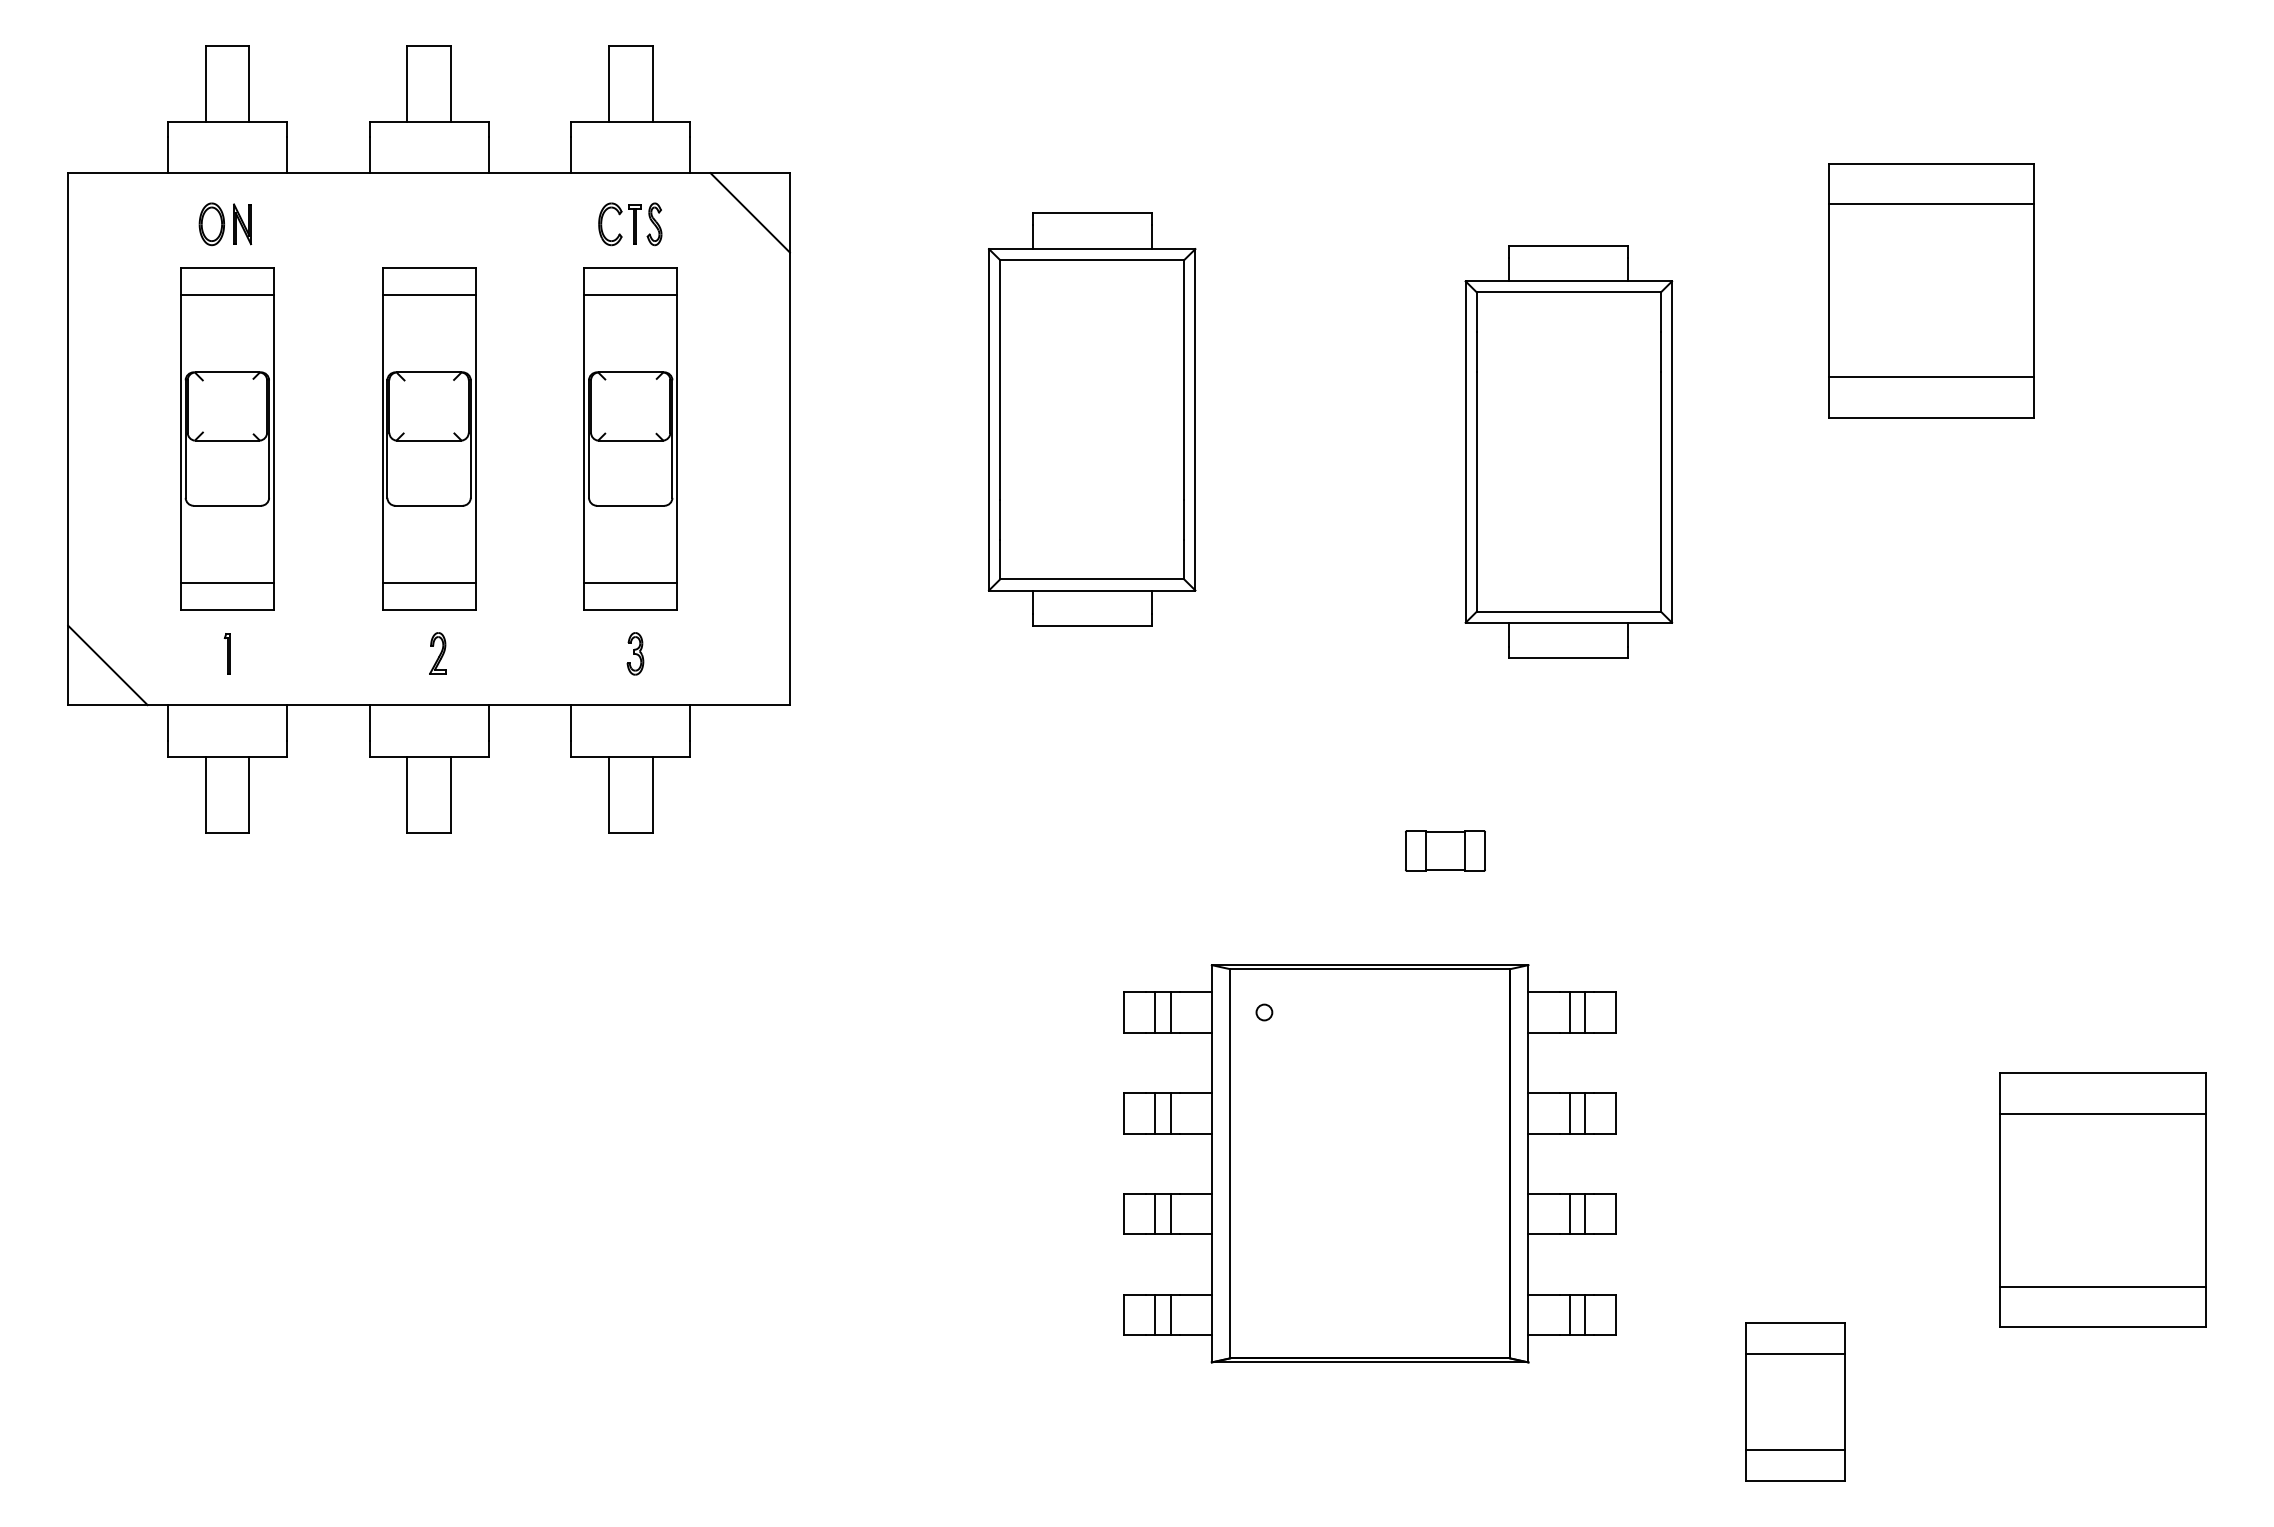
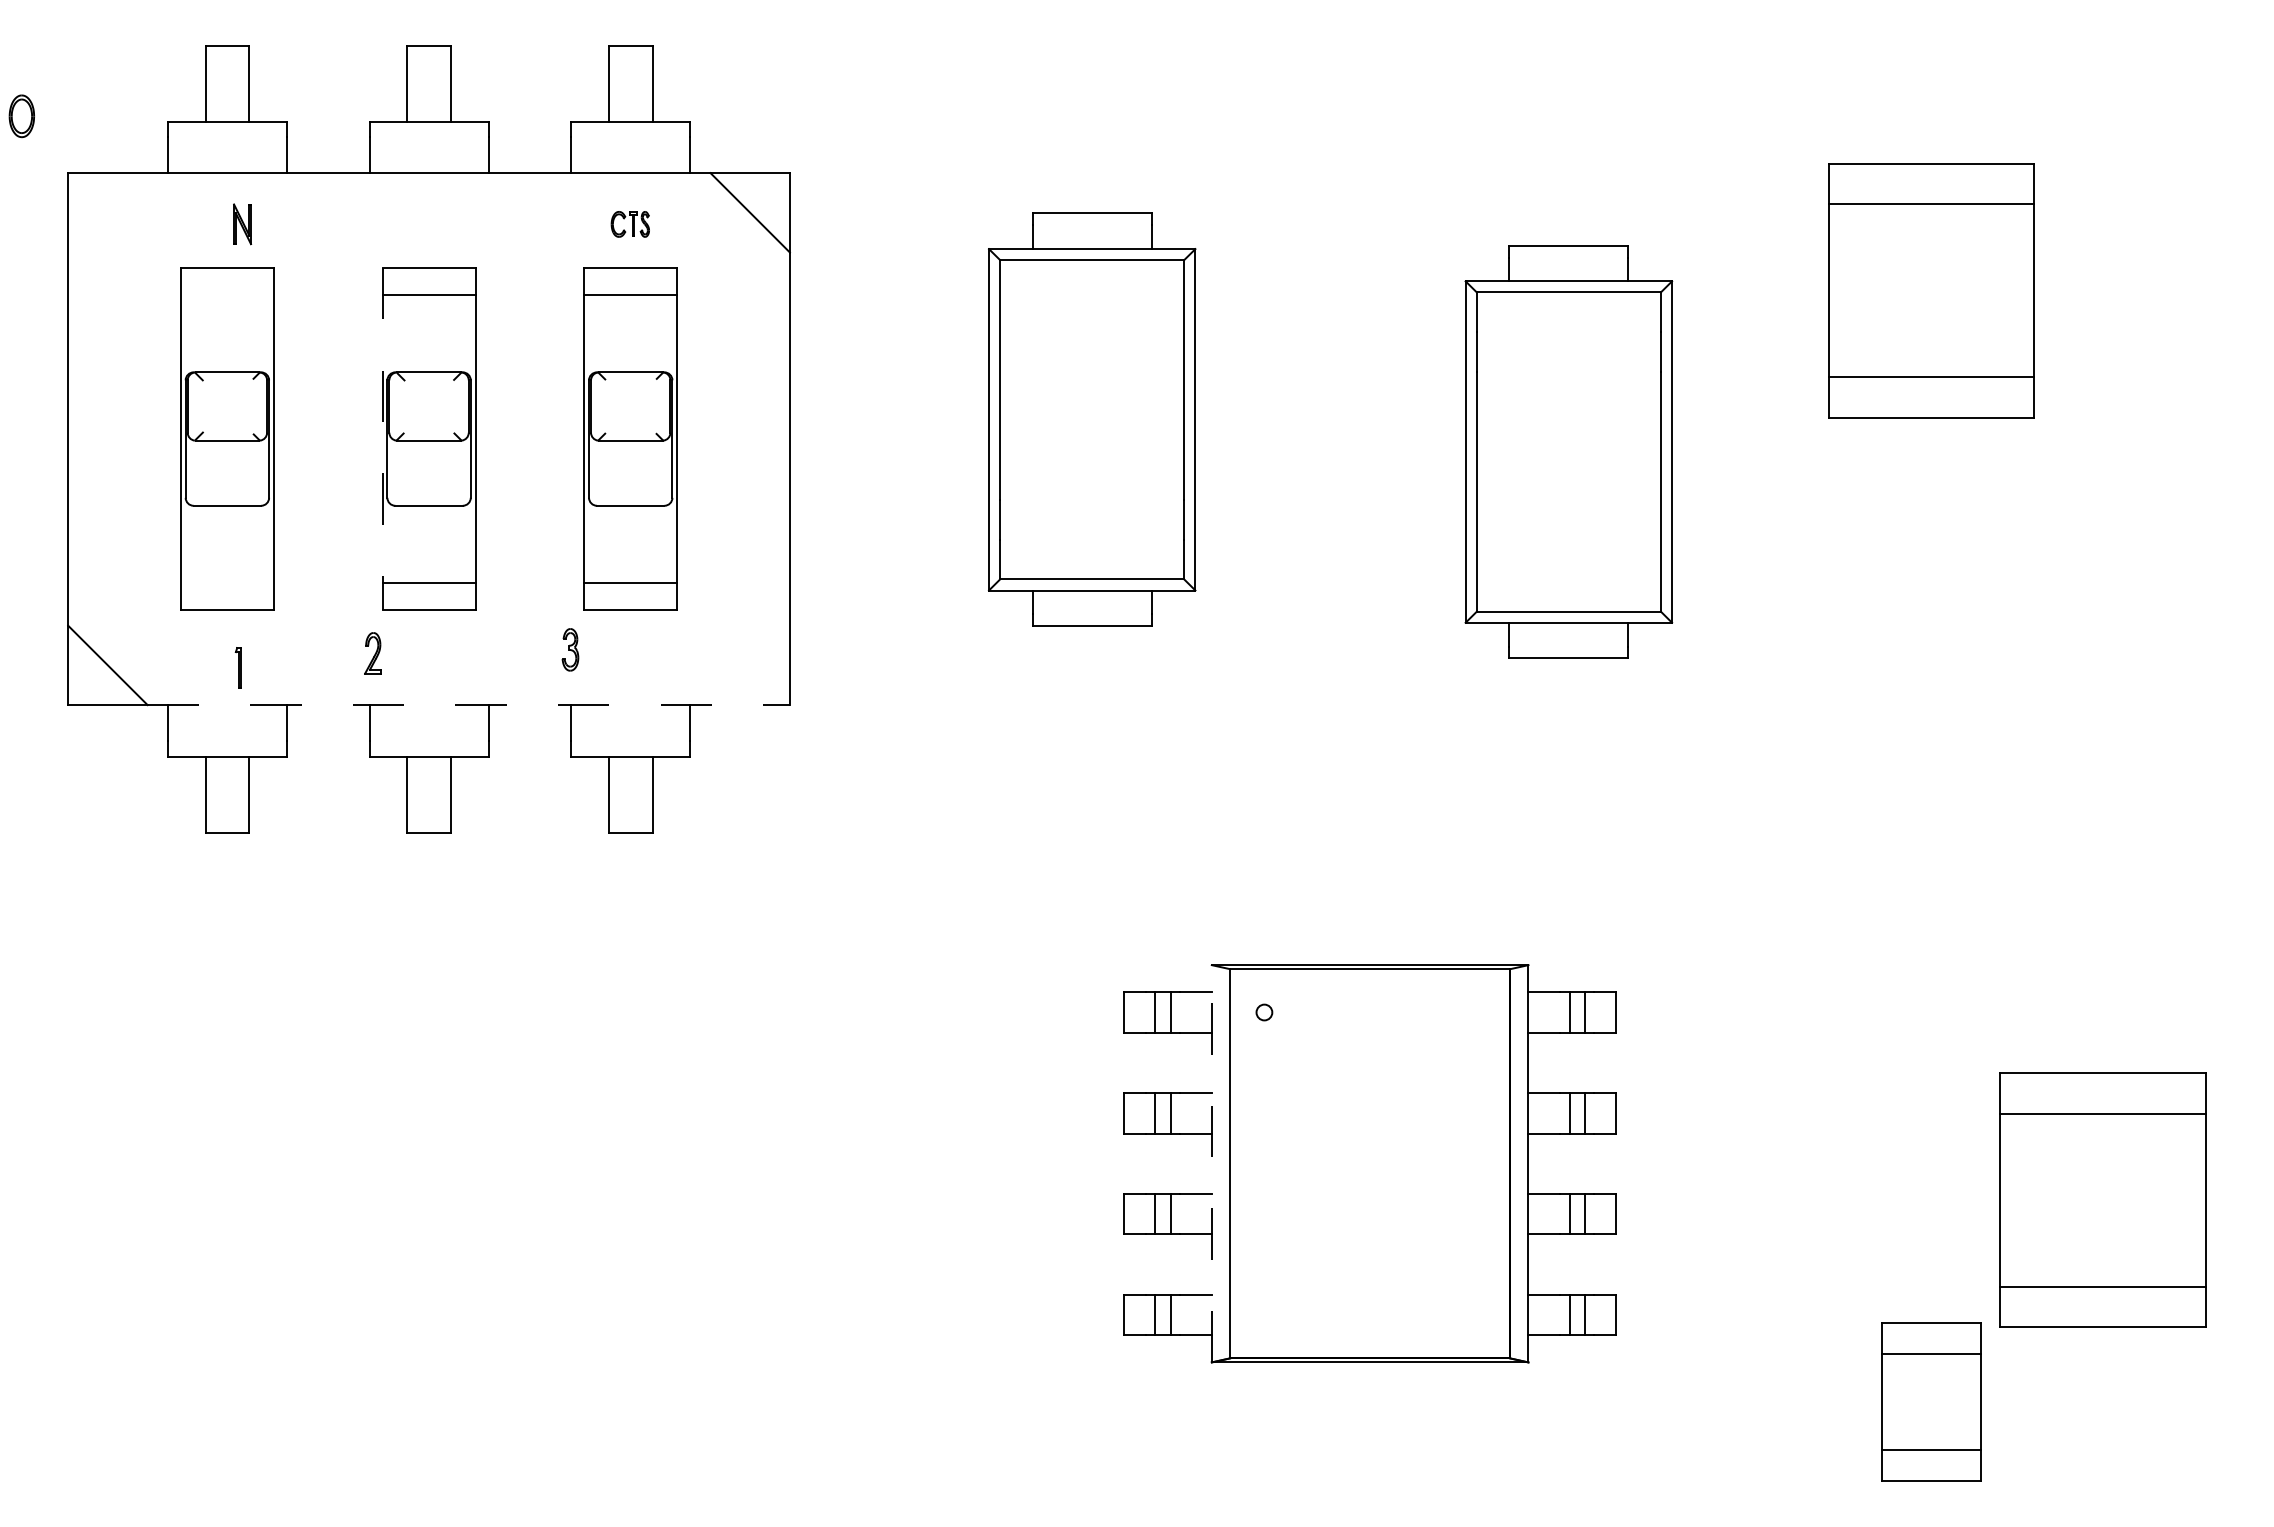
part position: (211, 224) -> (21, 116) (21, 116)
part size: 65x45 px -> 40x27 px (629, 224)
line: present -> none (226, 295)
line: solid -> dashed (382, 439)
line: present -> none (226, 582)
part position: (226, 653) -> (237, 667) (237, 667)
part position: (437, 653) -> (372, 653) (372, 653)
part position: (635, 653) -> (570, 649) (570, 649)
line: solid -> dashed (469, 705)
part: present -> none (1445, 850)
line: solid -> dashed (1211, 1163)
part position: (1795, 1401) -> (1931, 1401) (1931, 1401)
